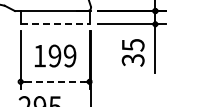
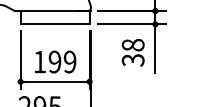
line: dashed -> solid (55, 24)
text: 35 -> 38 (132, 44)
text position: (55, 55) -> (55, 61) (55, 61)
line: dashed -> solid (55, 81)
